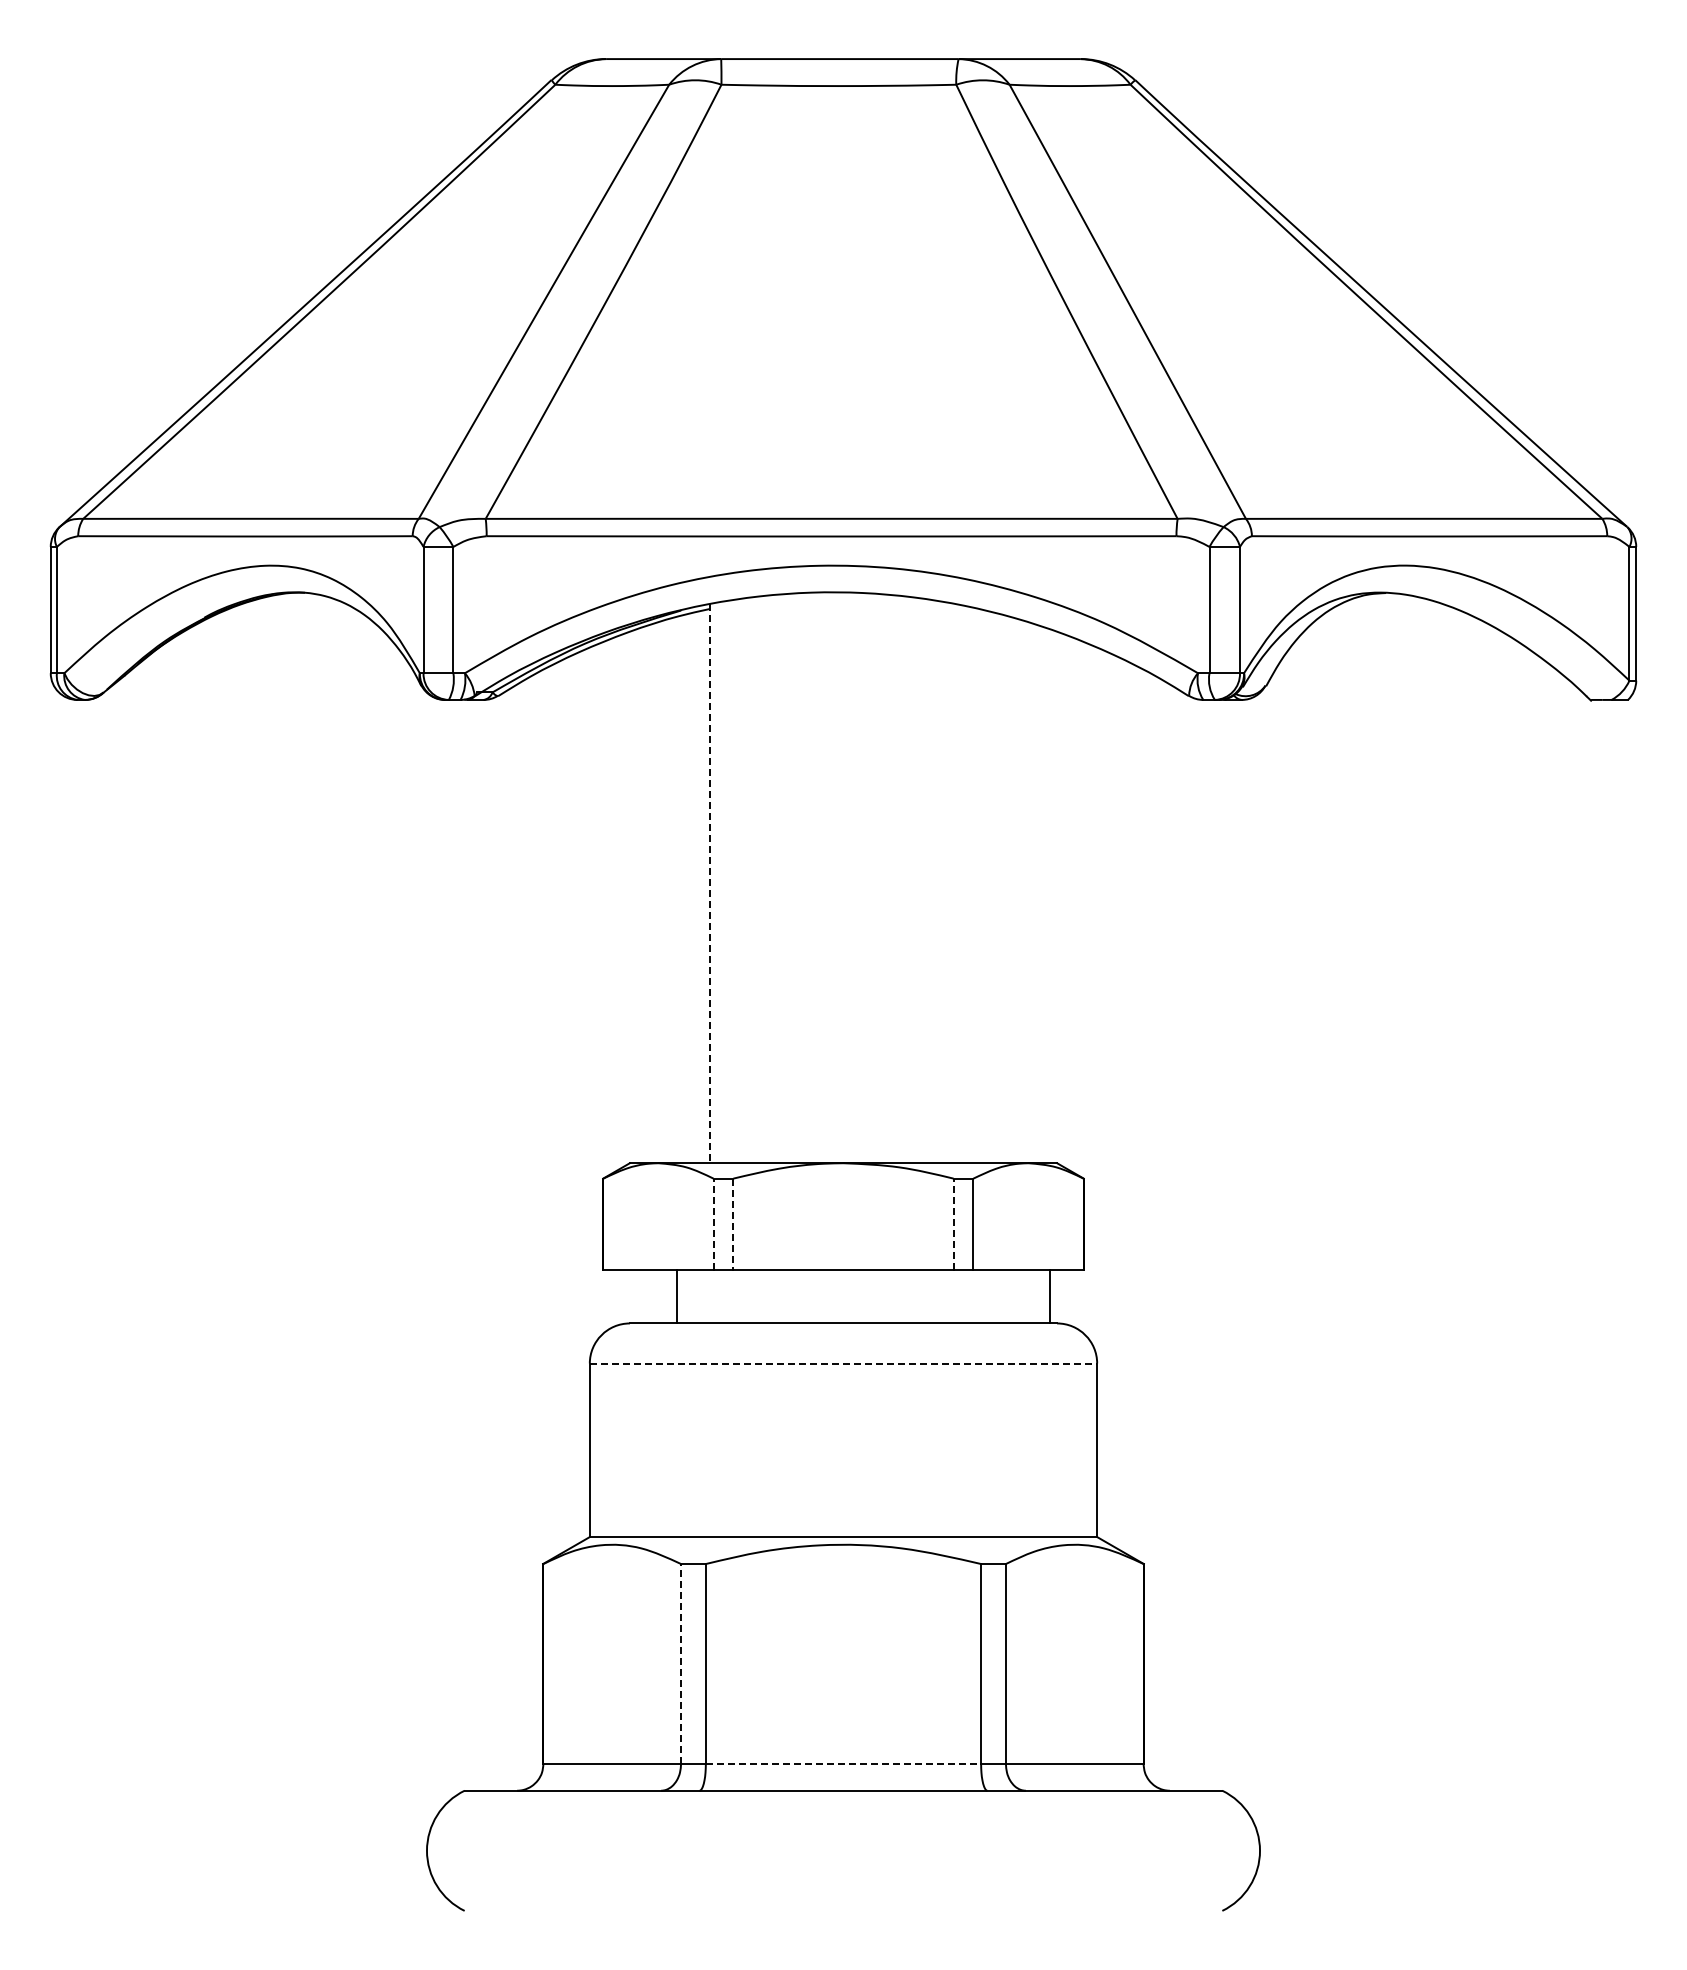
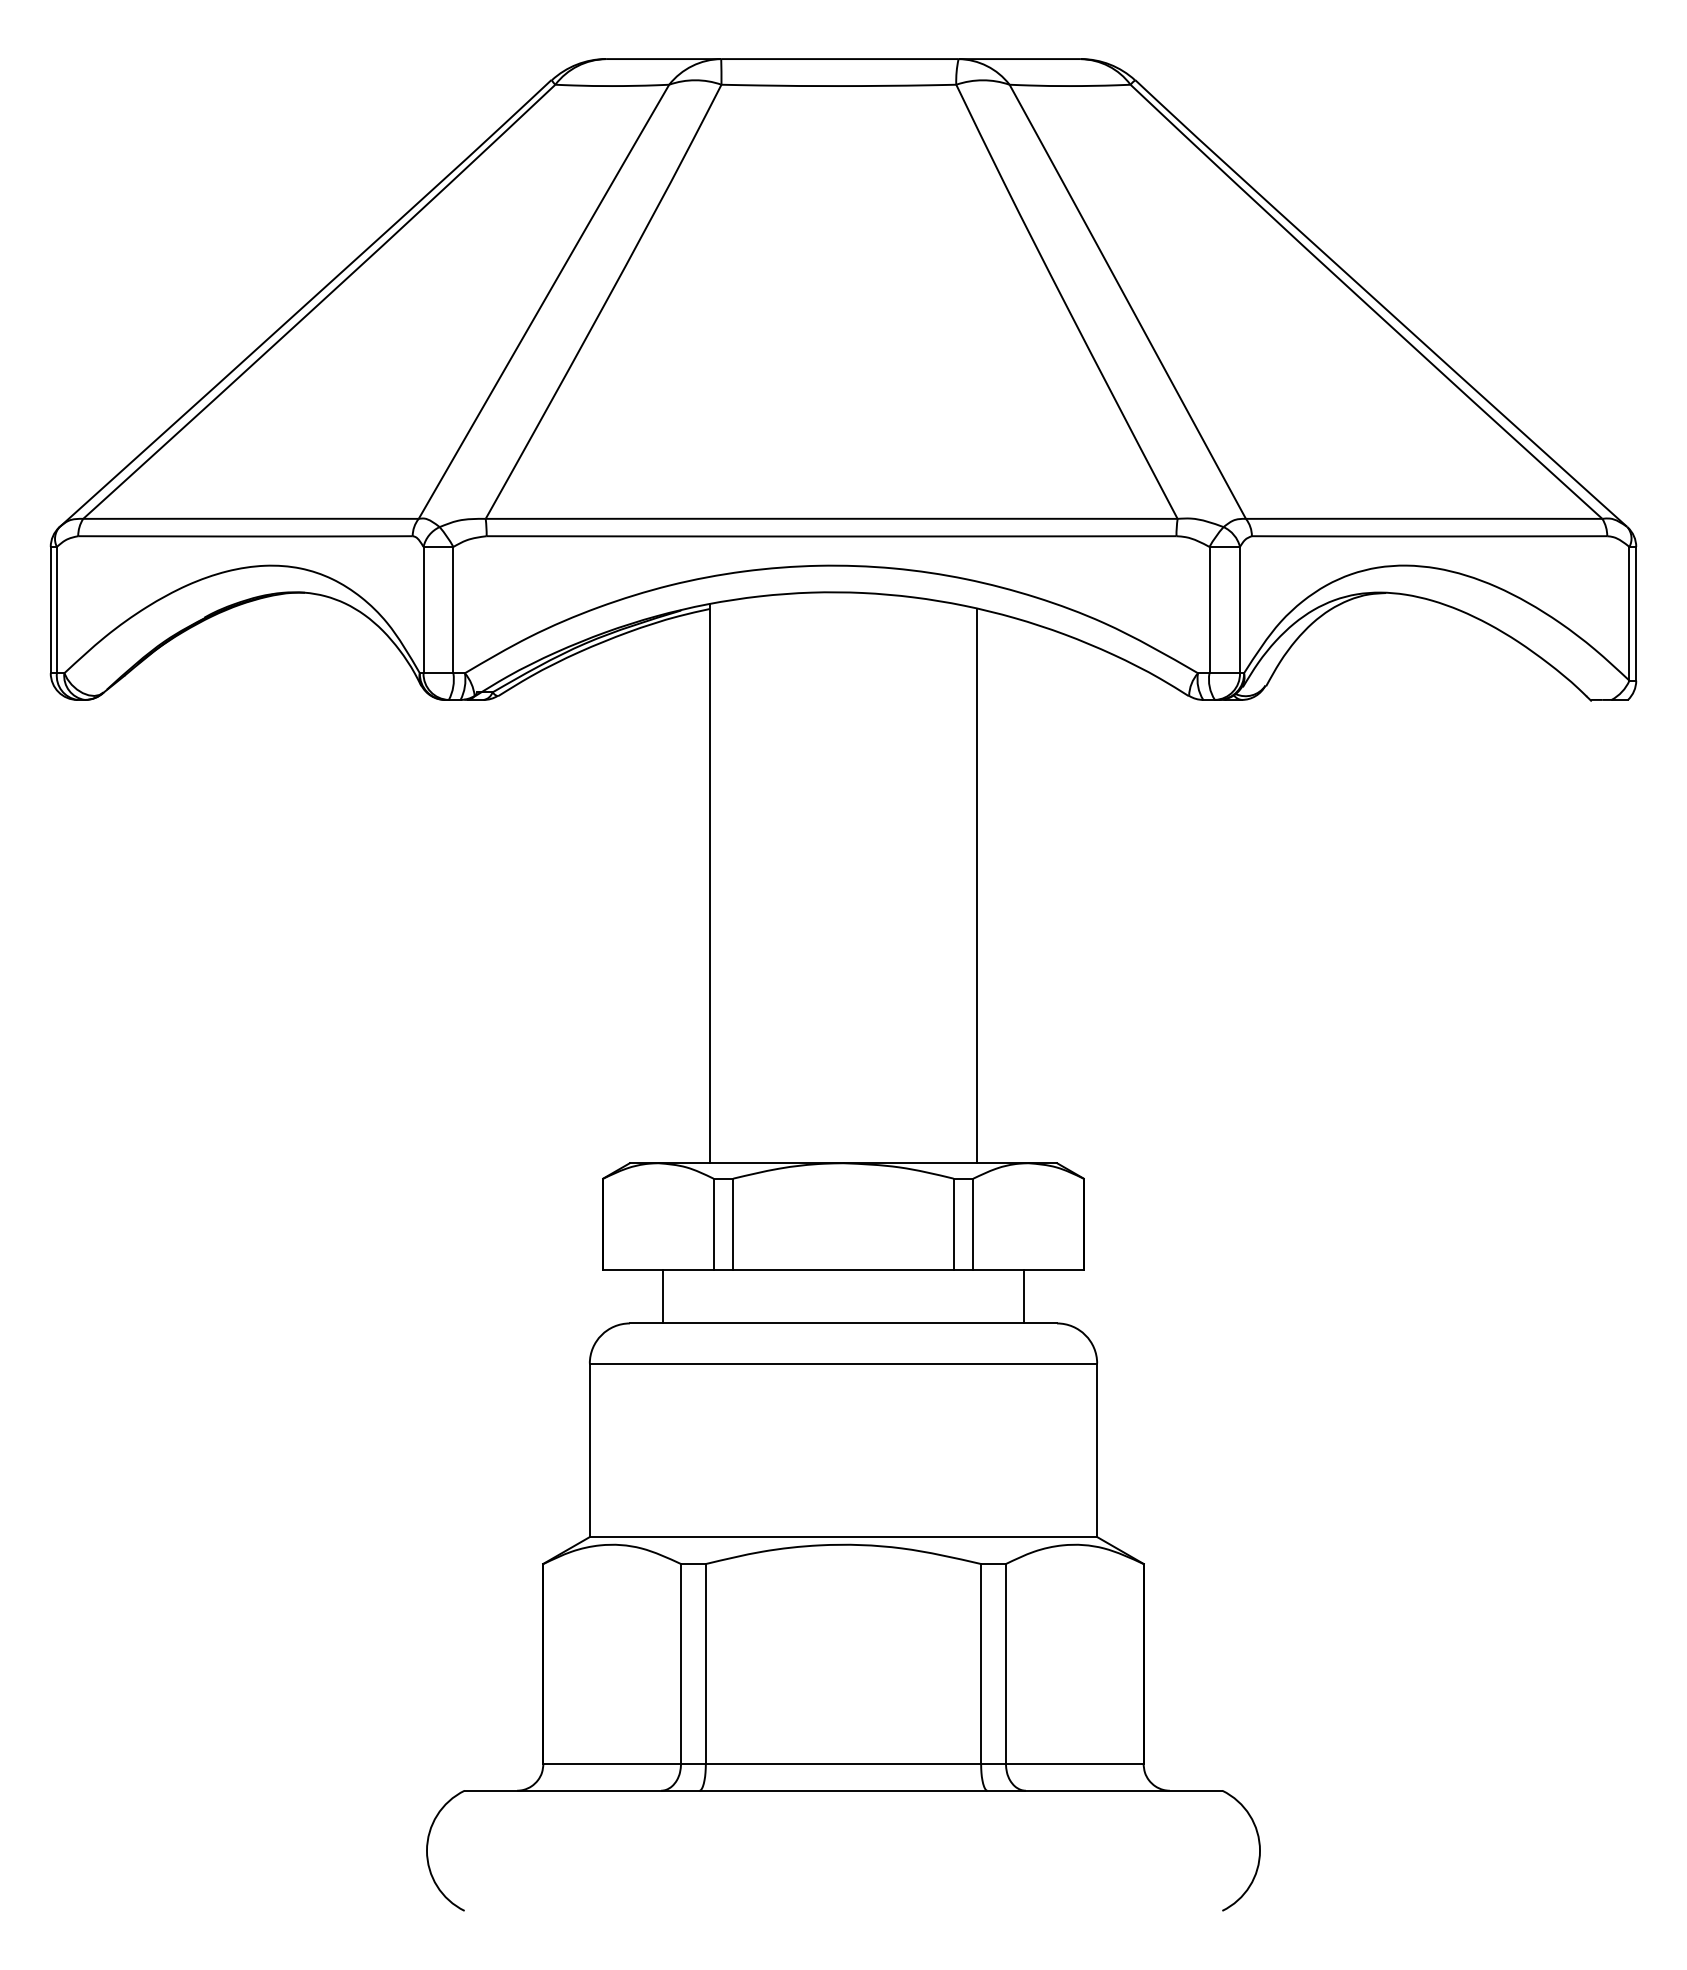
line: dashed -> solid (709, 883)
line: none -> present (977, 885)
line: dashed -> solid (713, 1224)
line: dashed -> solid (733, 1224)
line: dashed -> solid (953, 1224)
line position: (676, 1296) -> (662, 1296) (662, 1296)
line position: (1050, 1296) -> (1024, 1296) (1024, 1296)
line: dashed -> solid (843, 1363)
line: dashed -> solid (681, 1664)
line: dashed -> solid (843, 1764)
